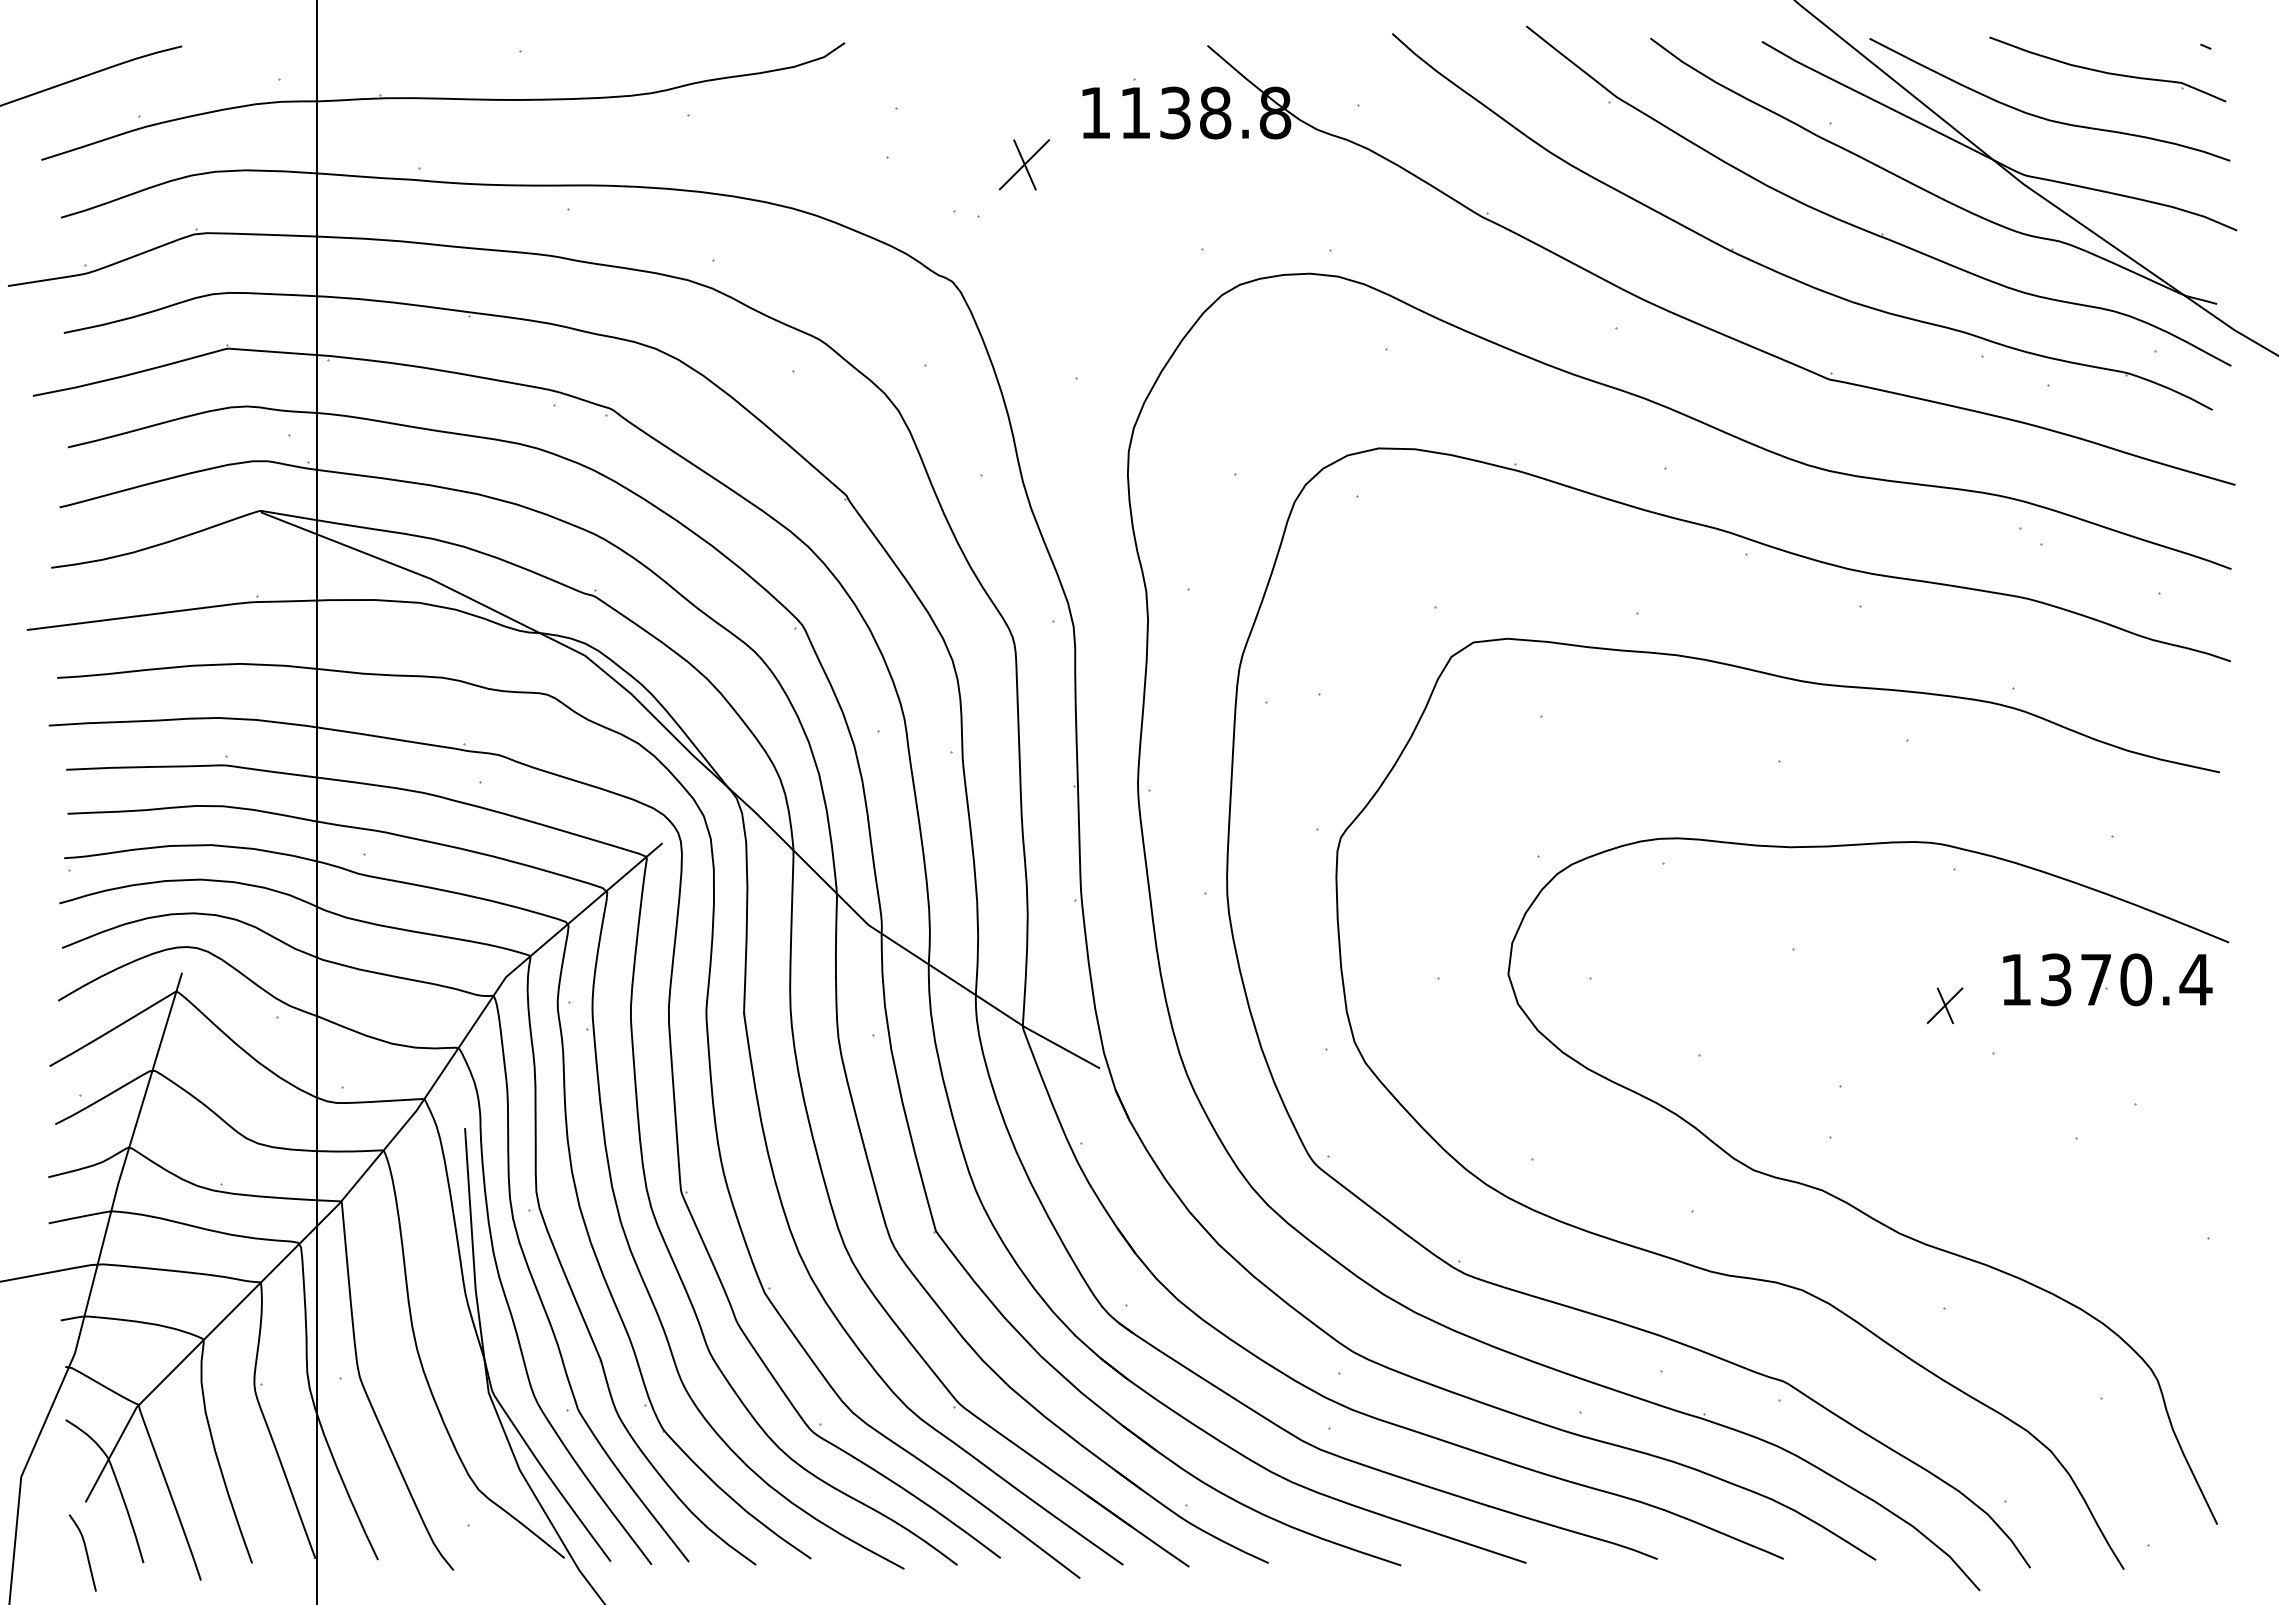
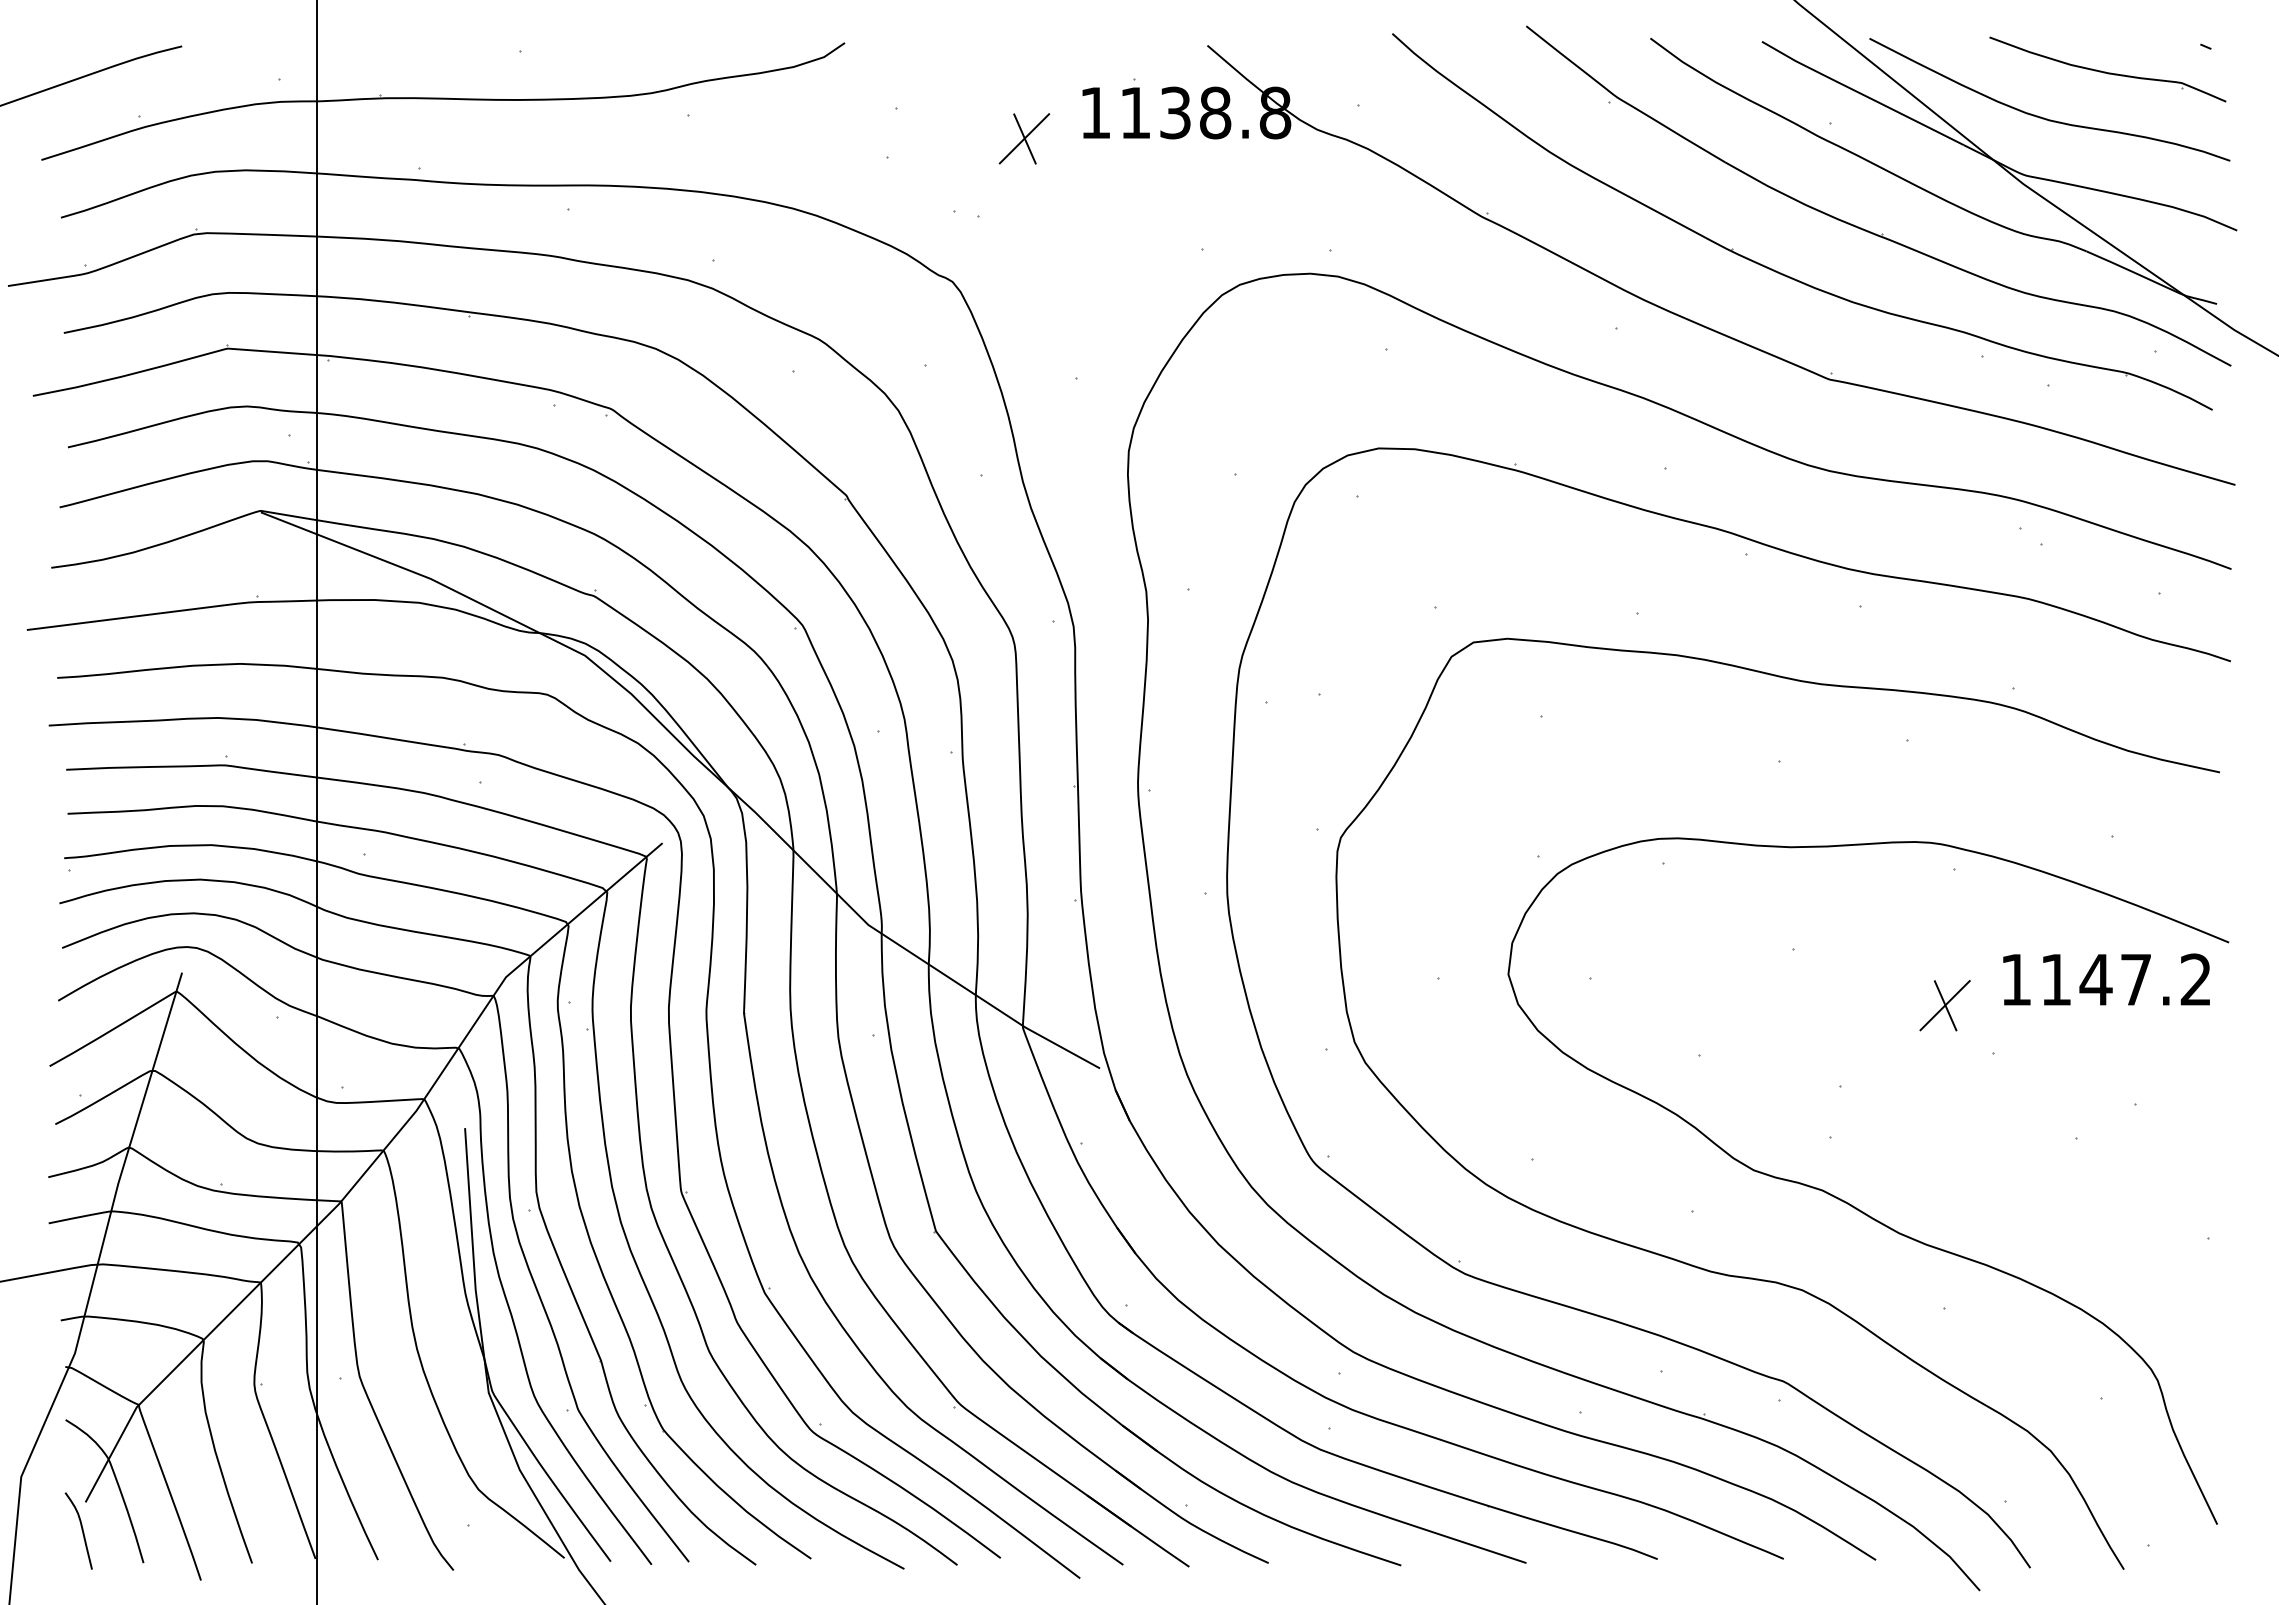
part position: (1024, 164) -> (1024, 138) (1024, 138)
text: 1370.4 -> 1147.2 (2126, 979)
part size: 38x37 px -> 52x52 px (1944, 1005)
curve position: (85, 1552) -> (81, 1530) (81, 1530)
